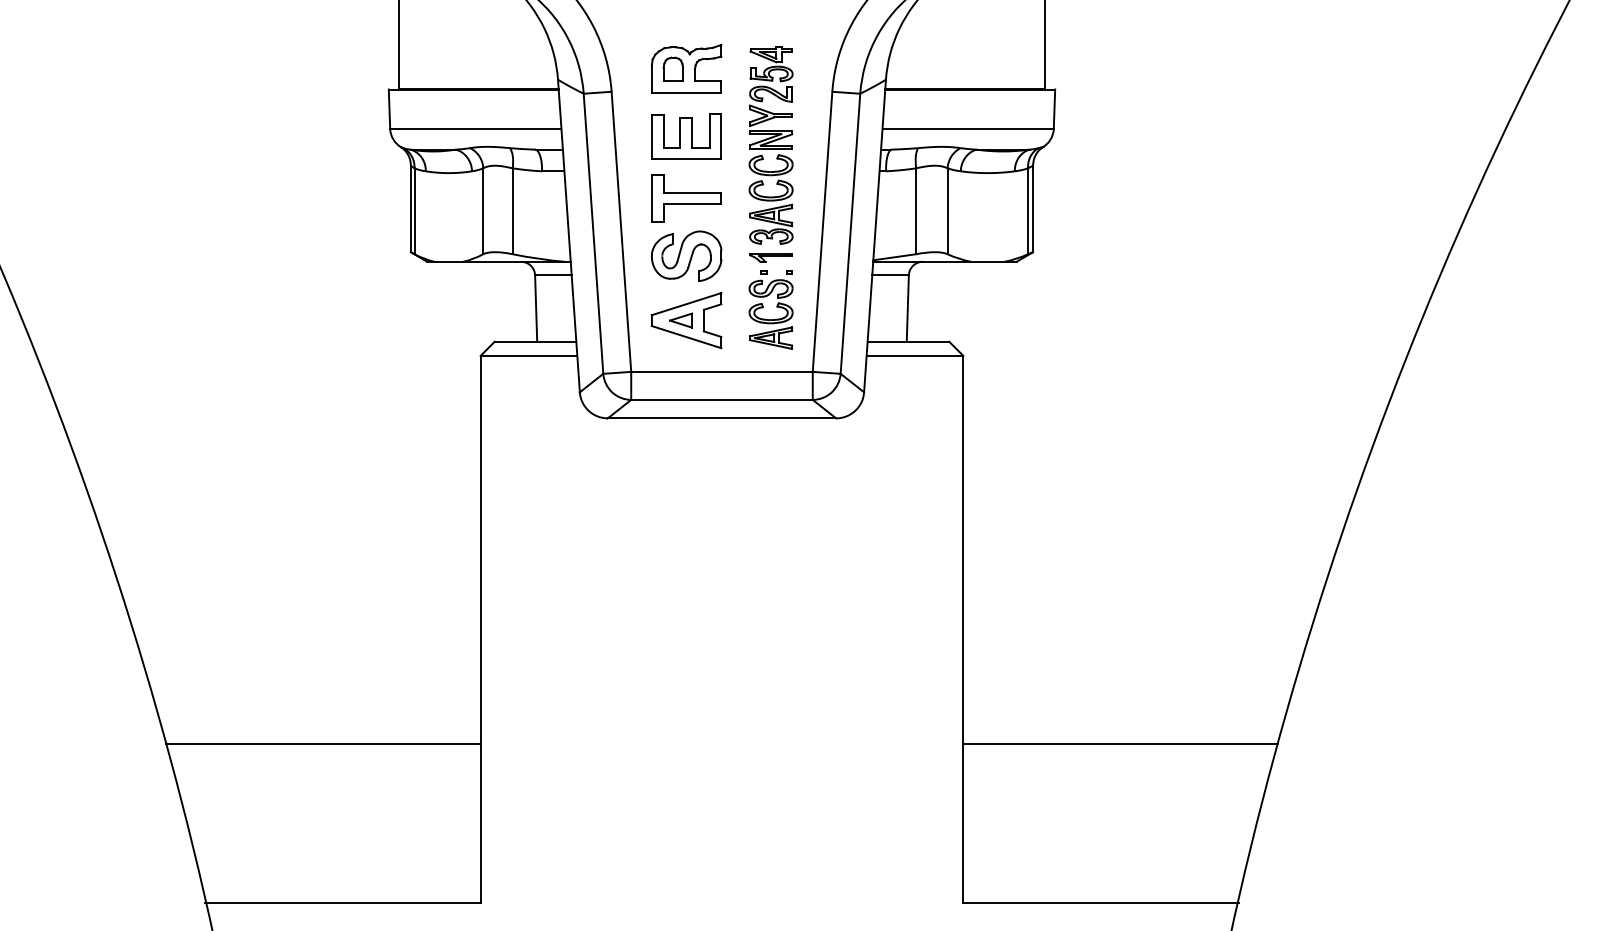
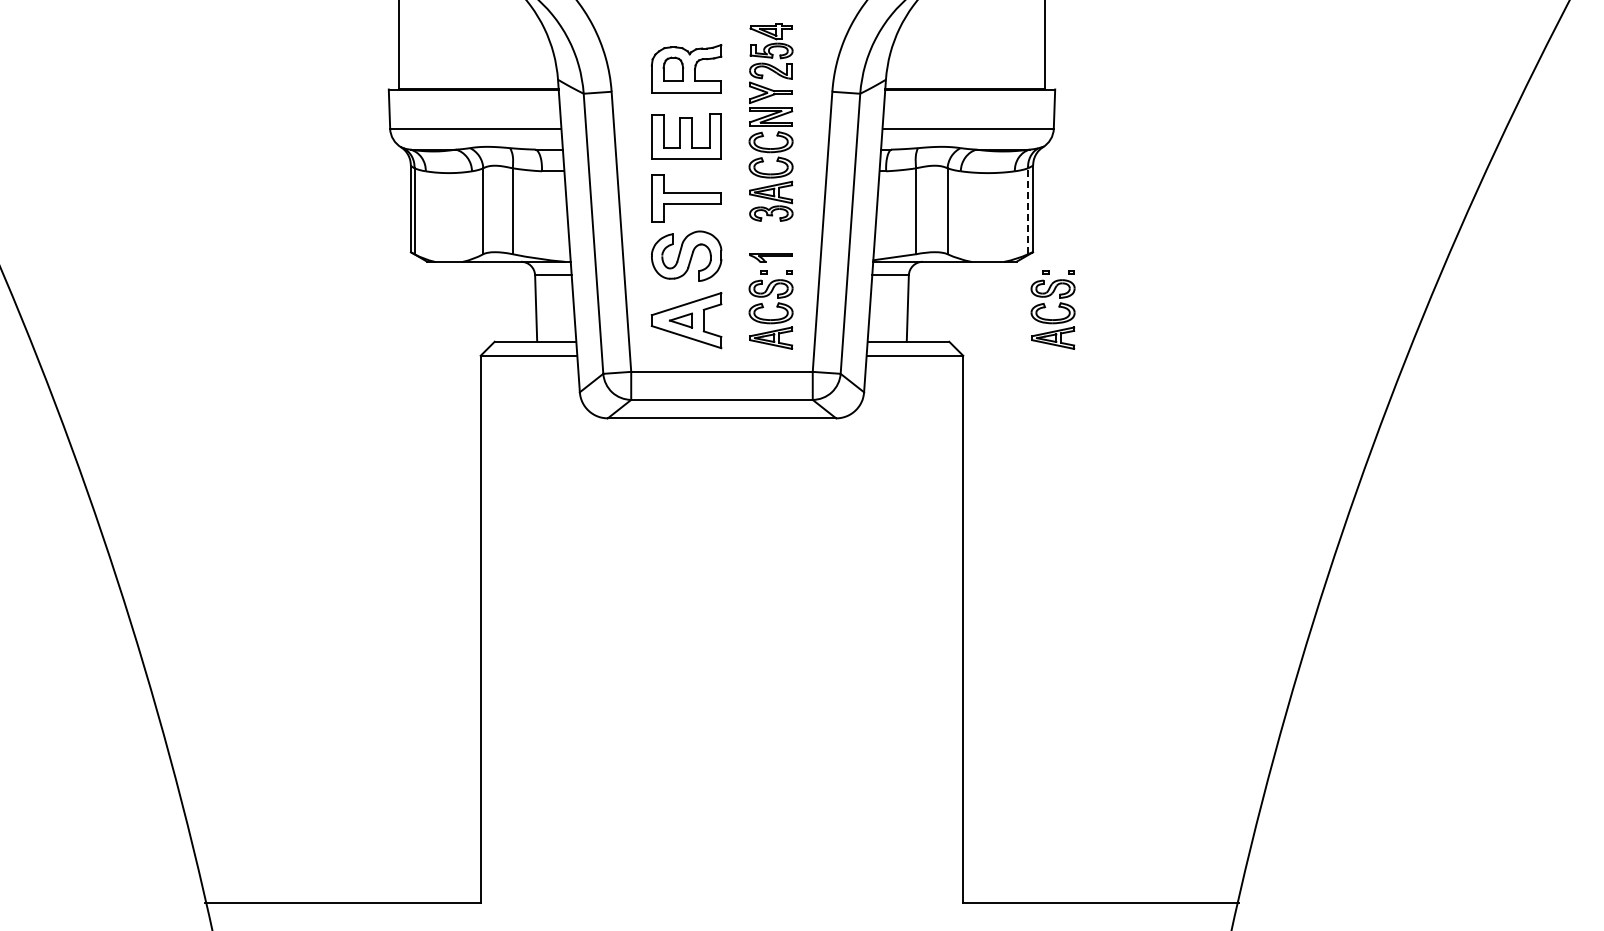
part position: (770, 145) -> (770, 122) (770, 122)
line: solid -> dashed (1028, 211)
part: none -> present (1058, 307)
line: present -> none (322, 744)
line: present -> none (1120, 744)
